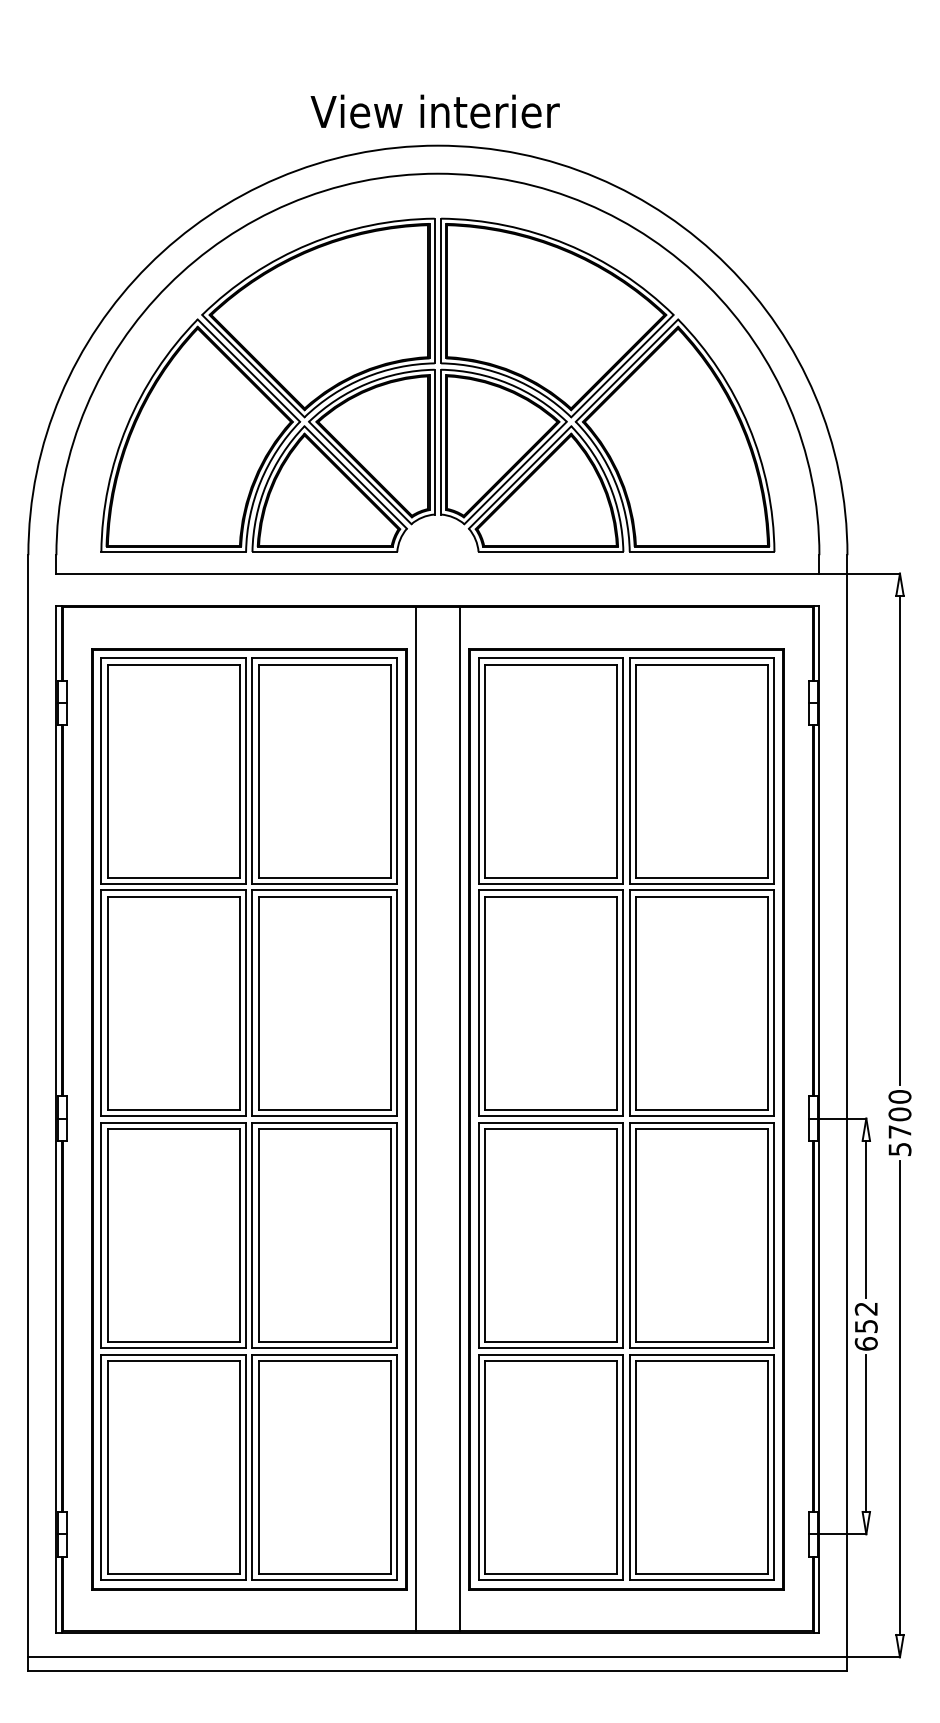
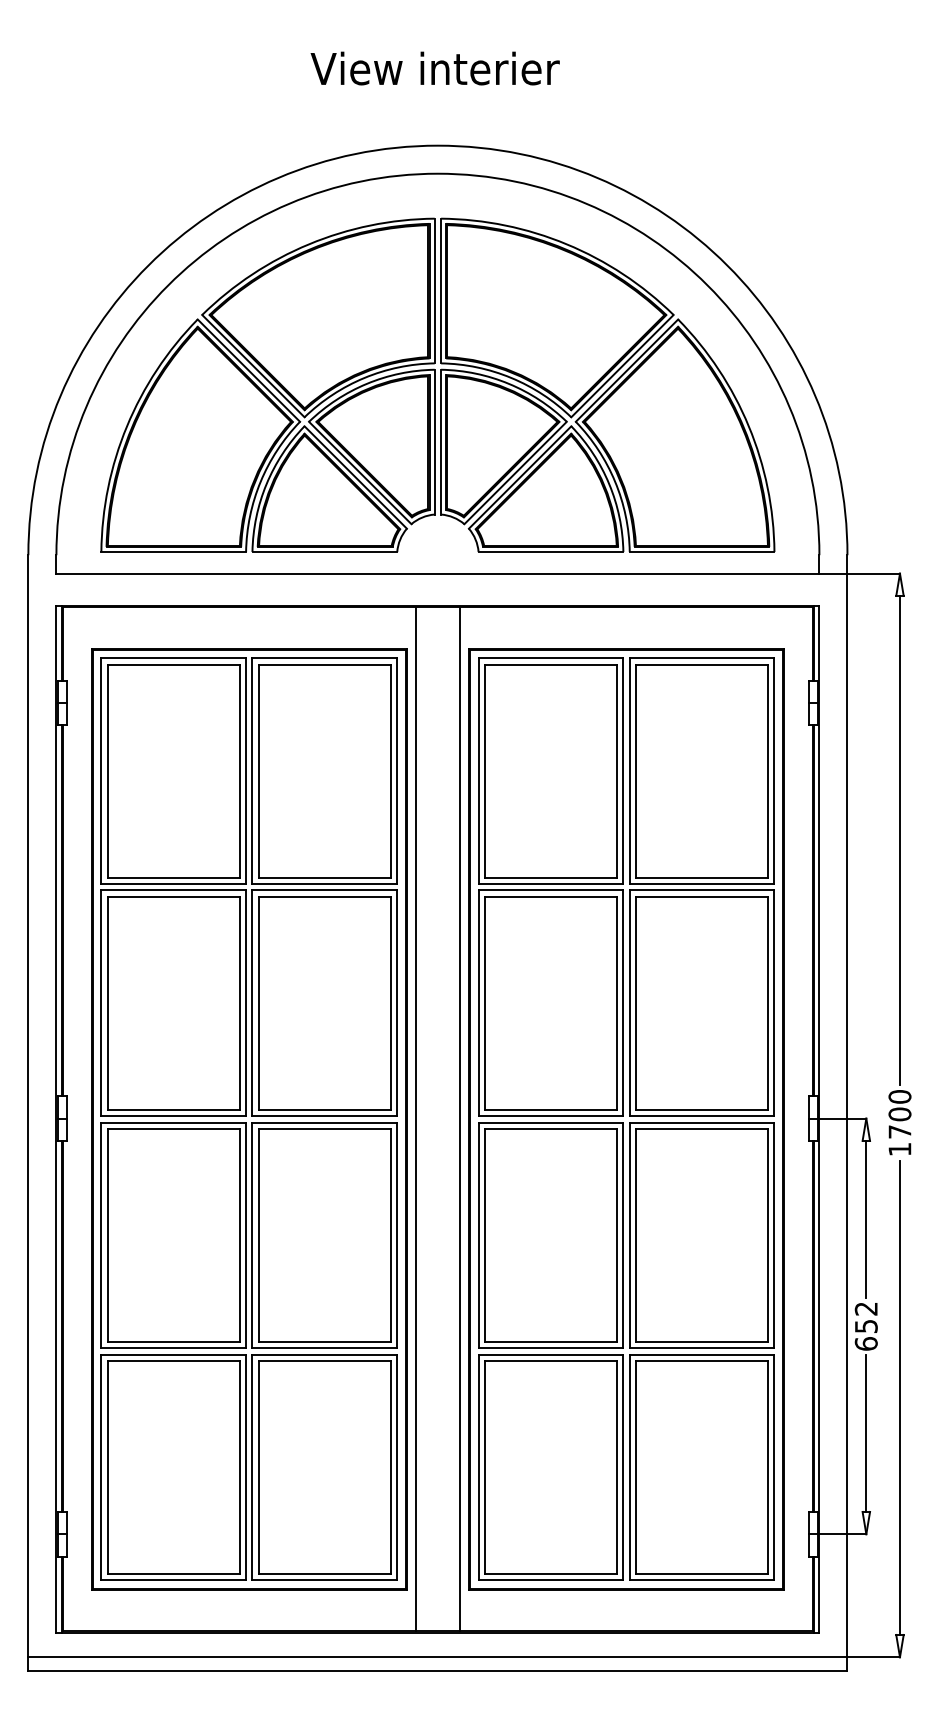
text position: (434, 111) -> (434, 68) (434, 68)
text: 5700 -> 1700 (899, 1149)
